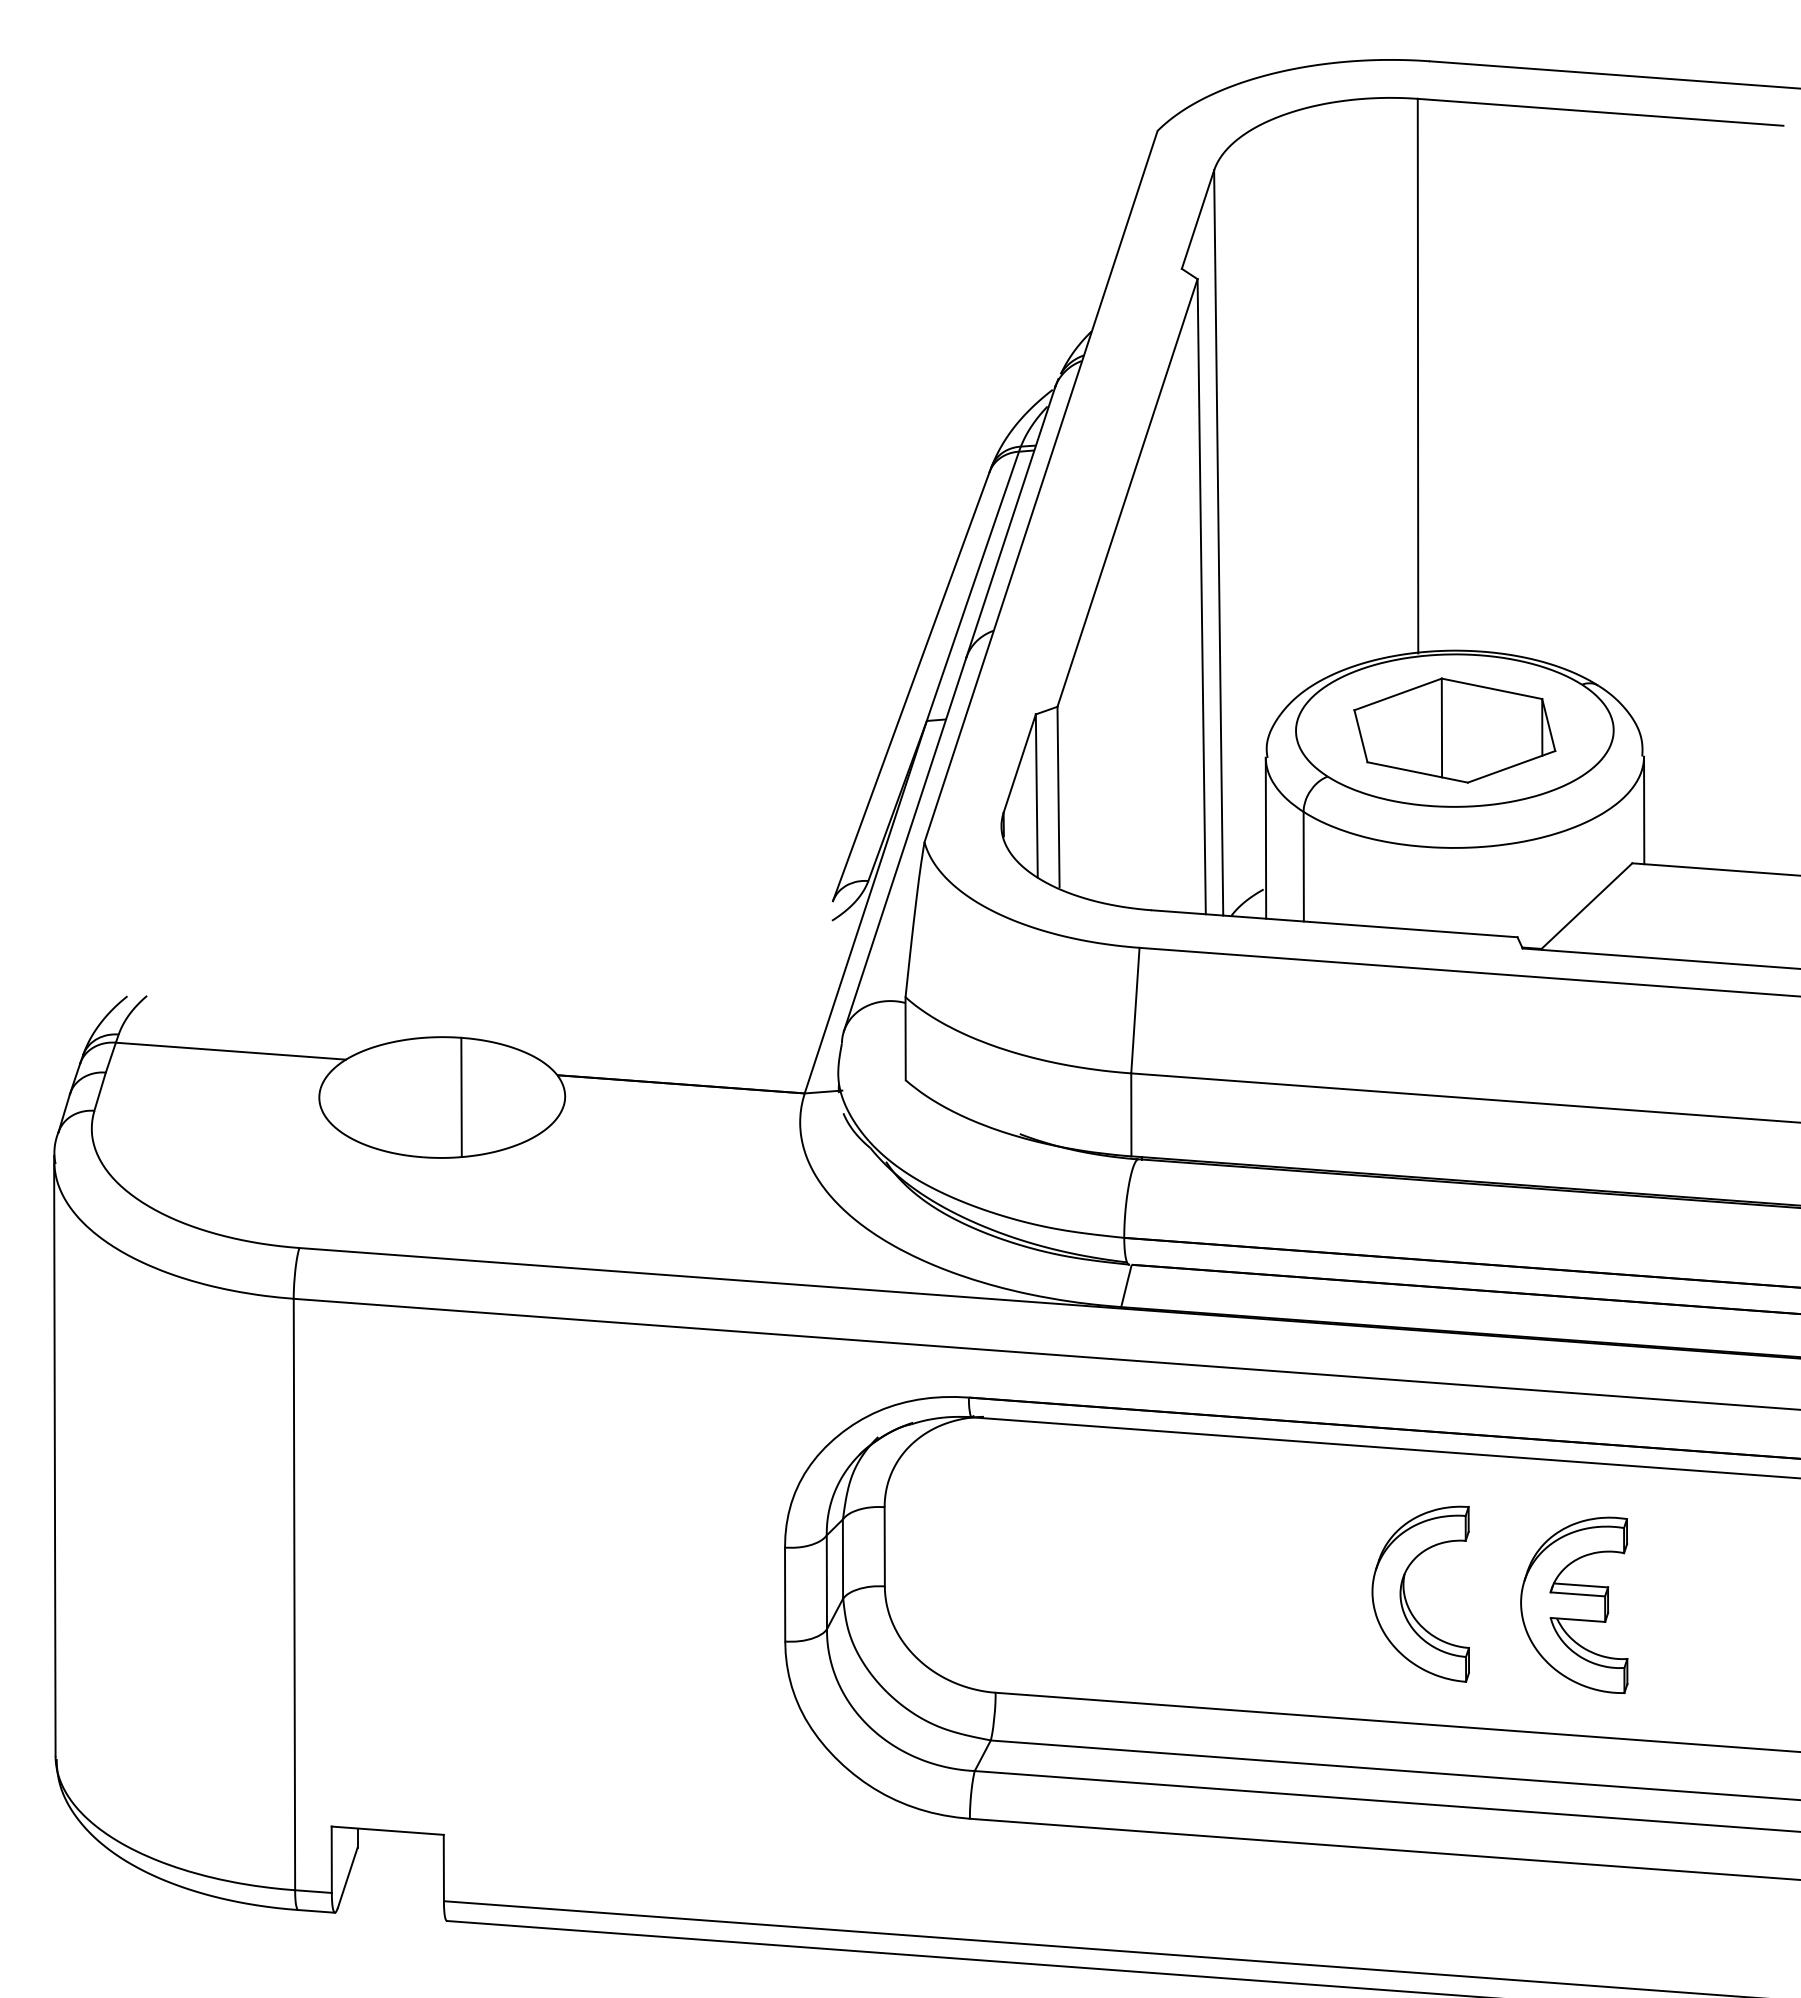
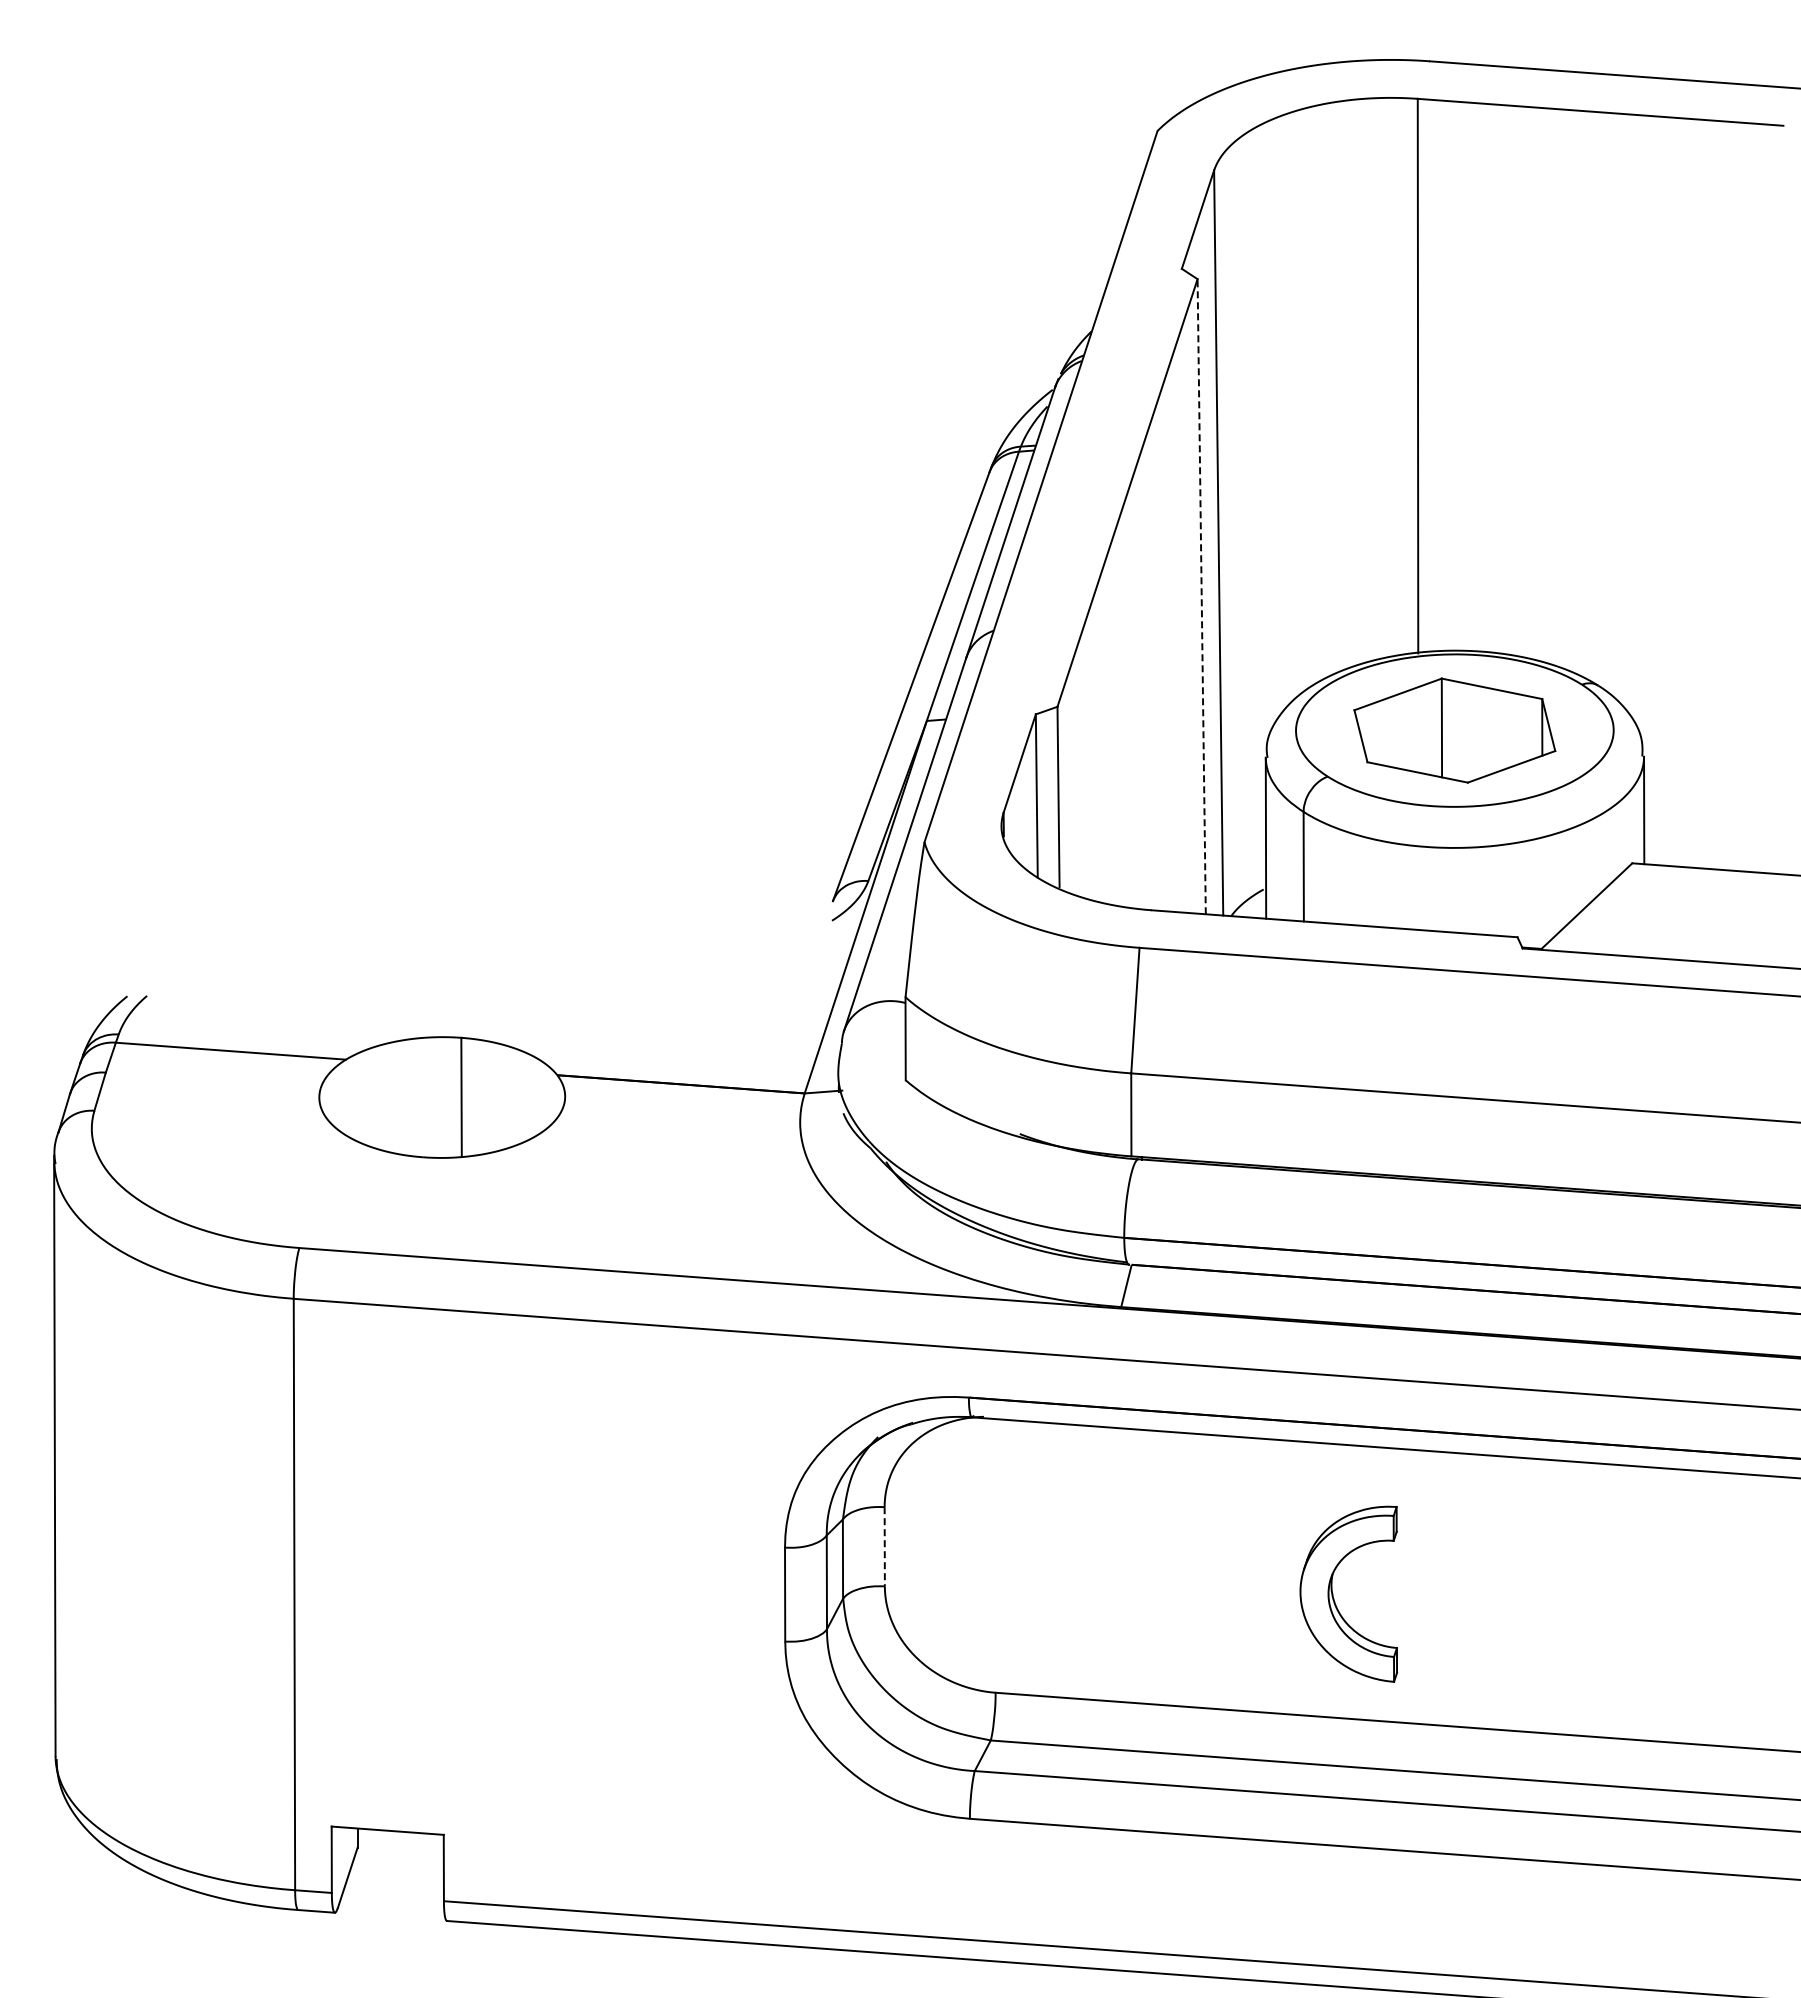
line: solid -> dashed (1201, 596)
line: solid -> dashed (884, 1546)
part position: (1406, 1598) -> (1334, 1598) (1334, 1598)
part: present -> none (1574, 1605)
